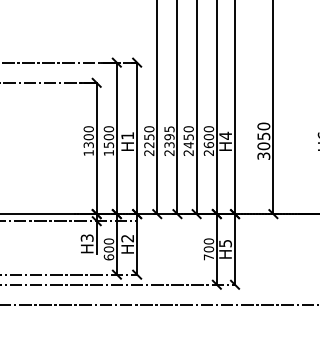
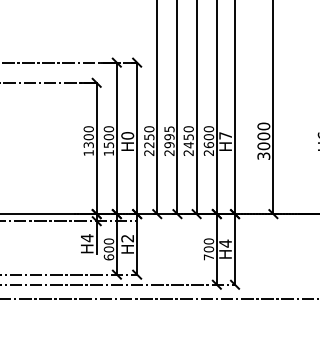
text: H1 -> H0 (127, 135)
text: H4 -> H7 (225, 135)
text: 3050 -> 3000 (263, 136)
text: 2395 -> 2995 (169, 145)
text: H3 -> H4 (86, 238)
text: H5 -> H4 (225, 243)
line position: (159, 304) -> (159, 298) (159, 298)
